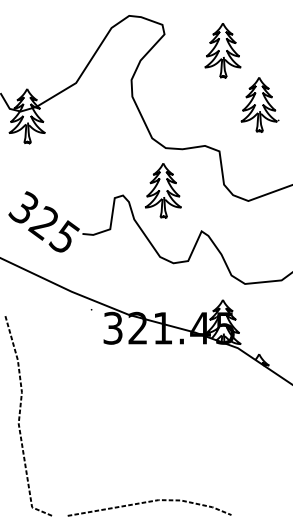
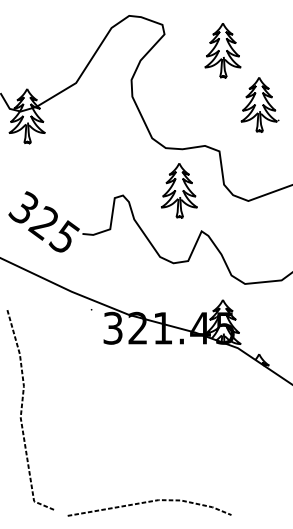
part position: (163, 190) -> (179, 190) (179, 190)
curve position: (20, 416) -> (22, 410) (22, 410)
